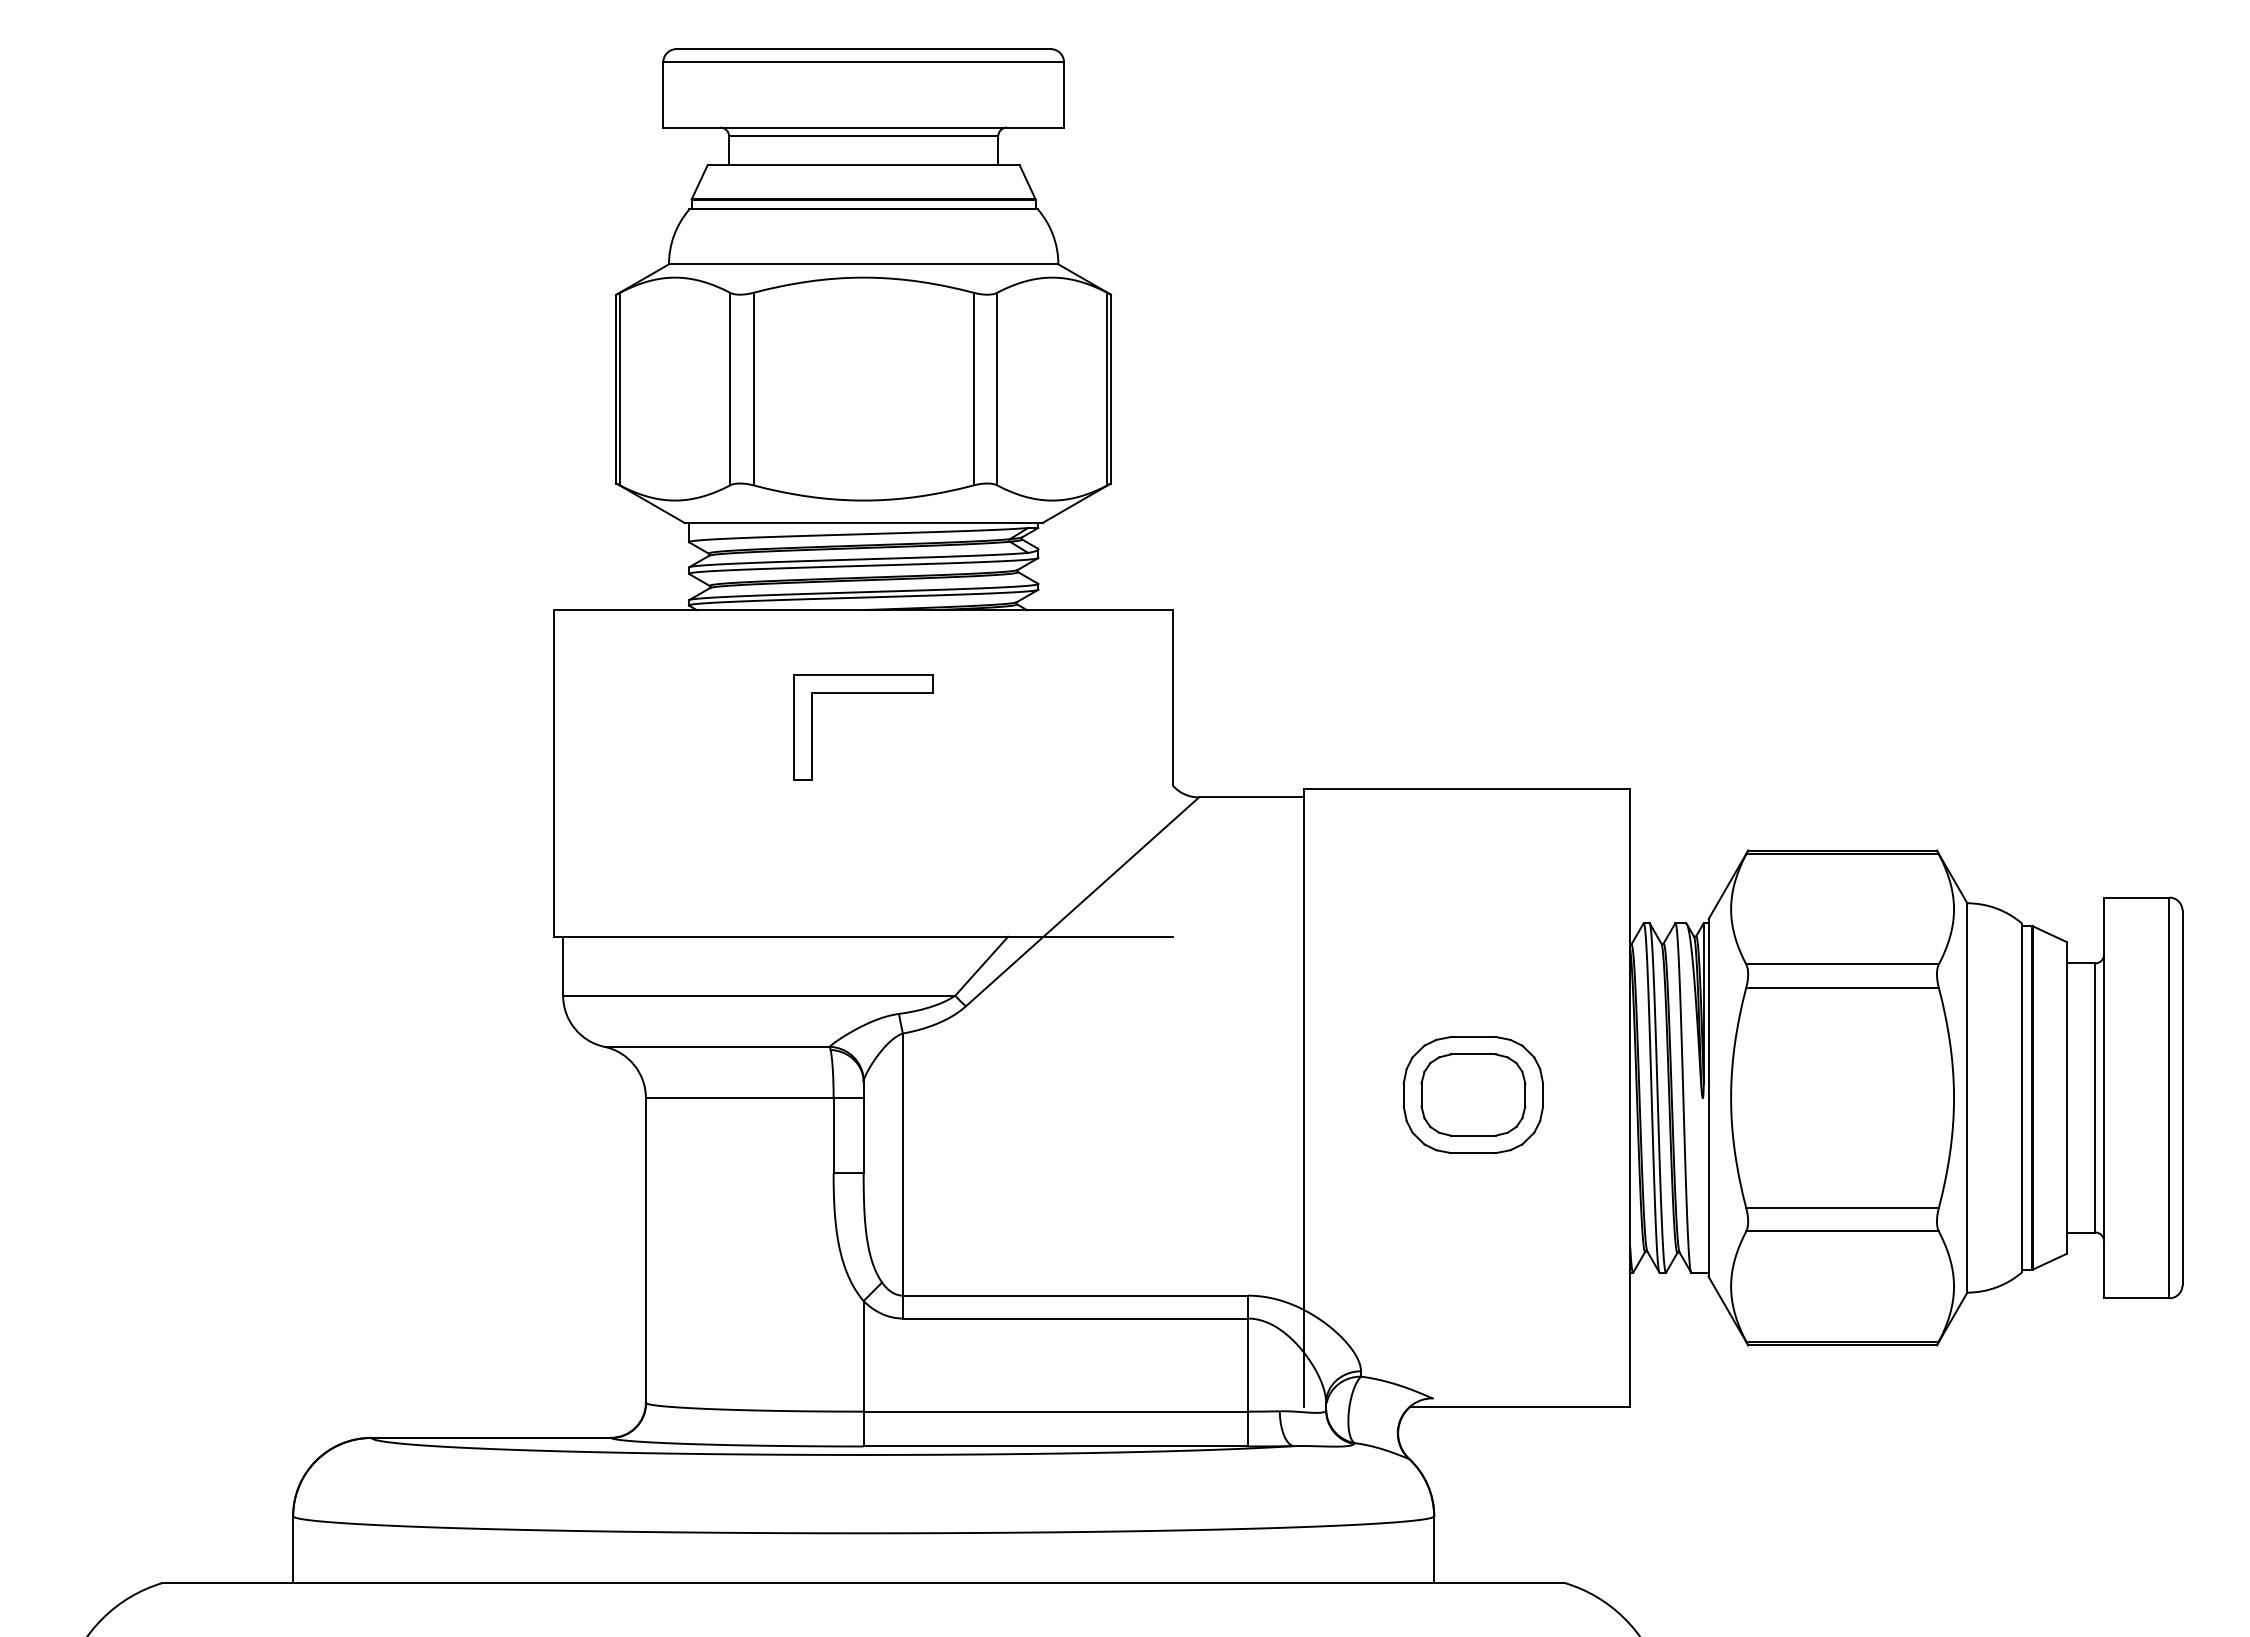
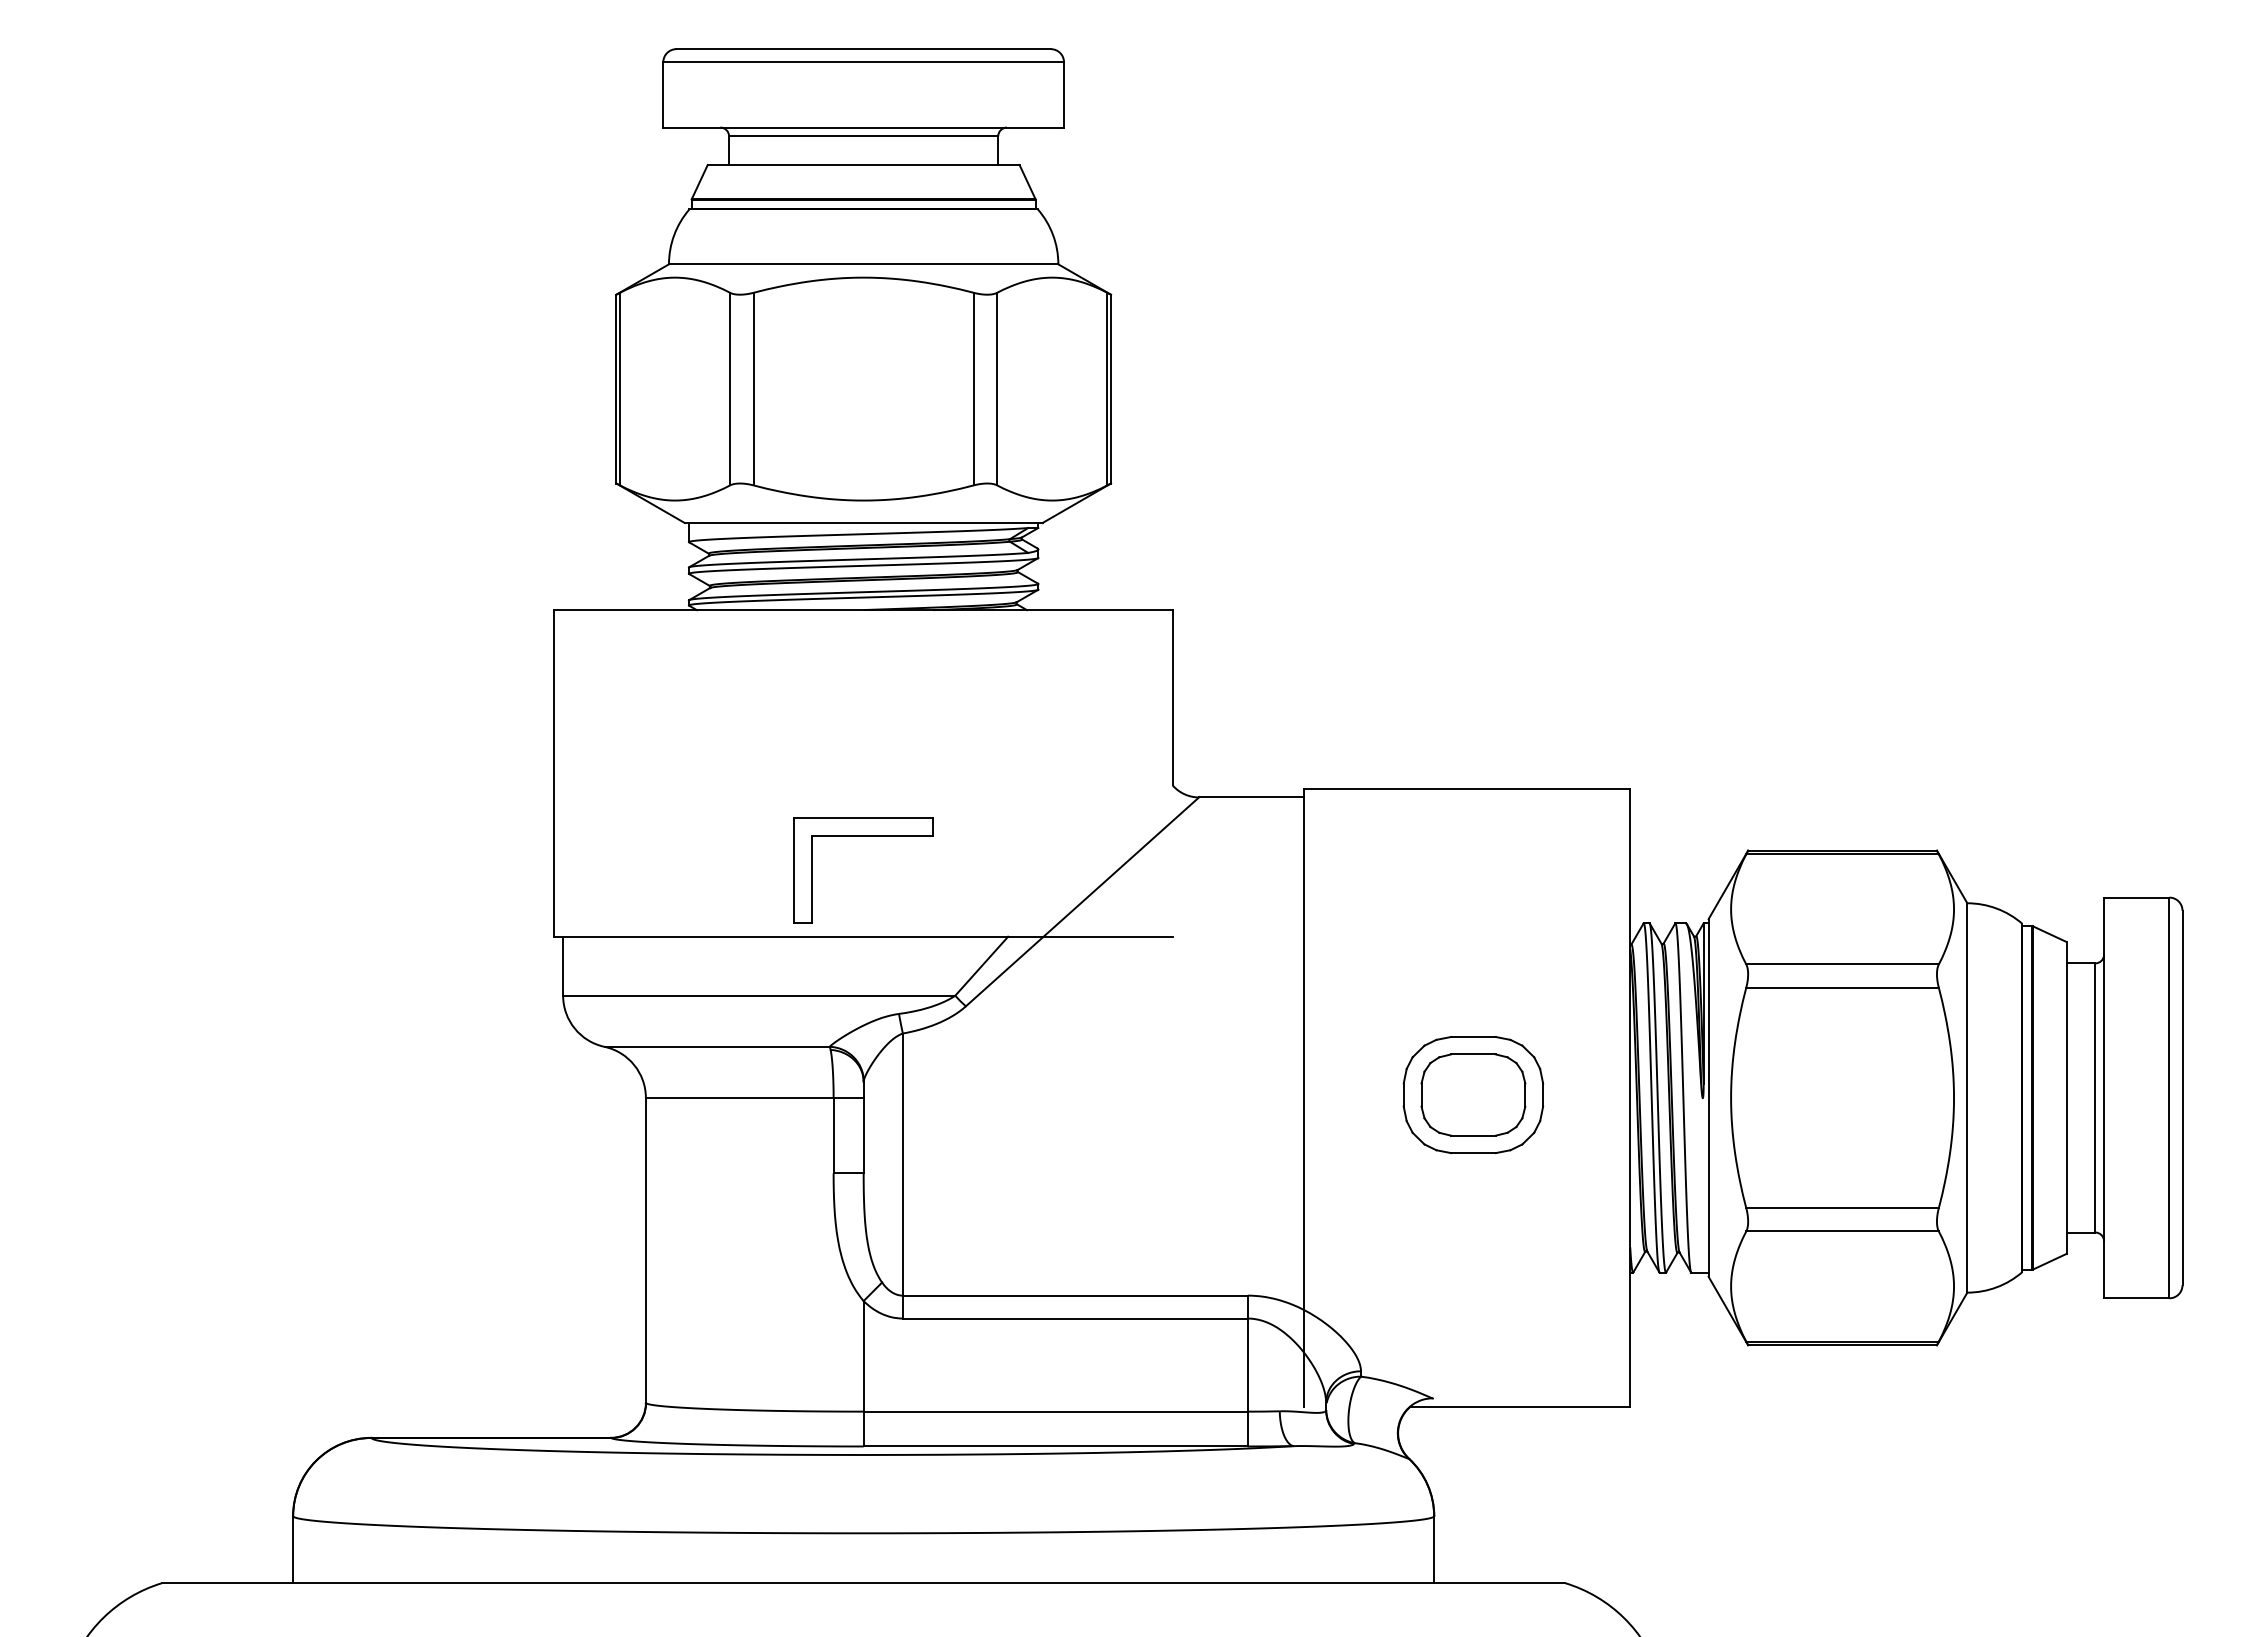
part position: (863, 693) -> (863, 836) (863, 836)
